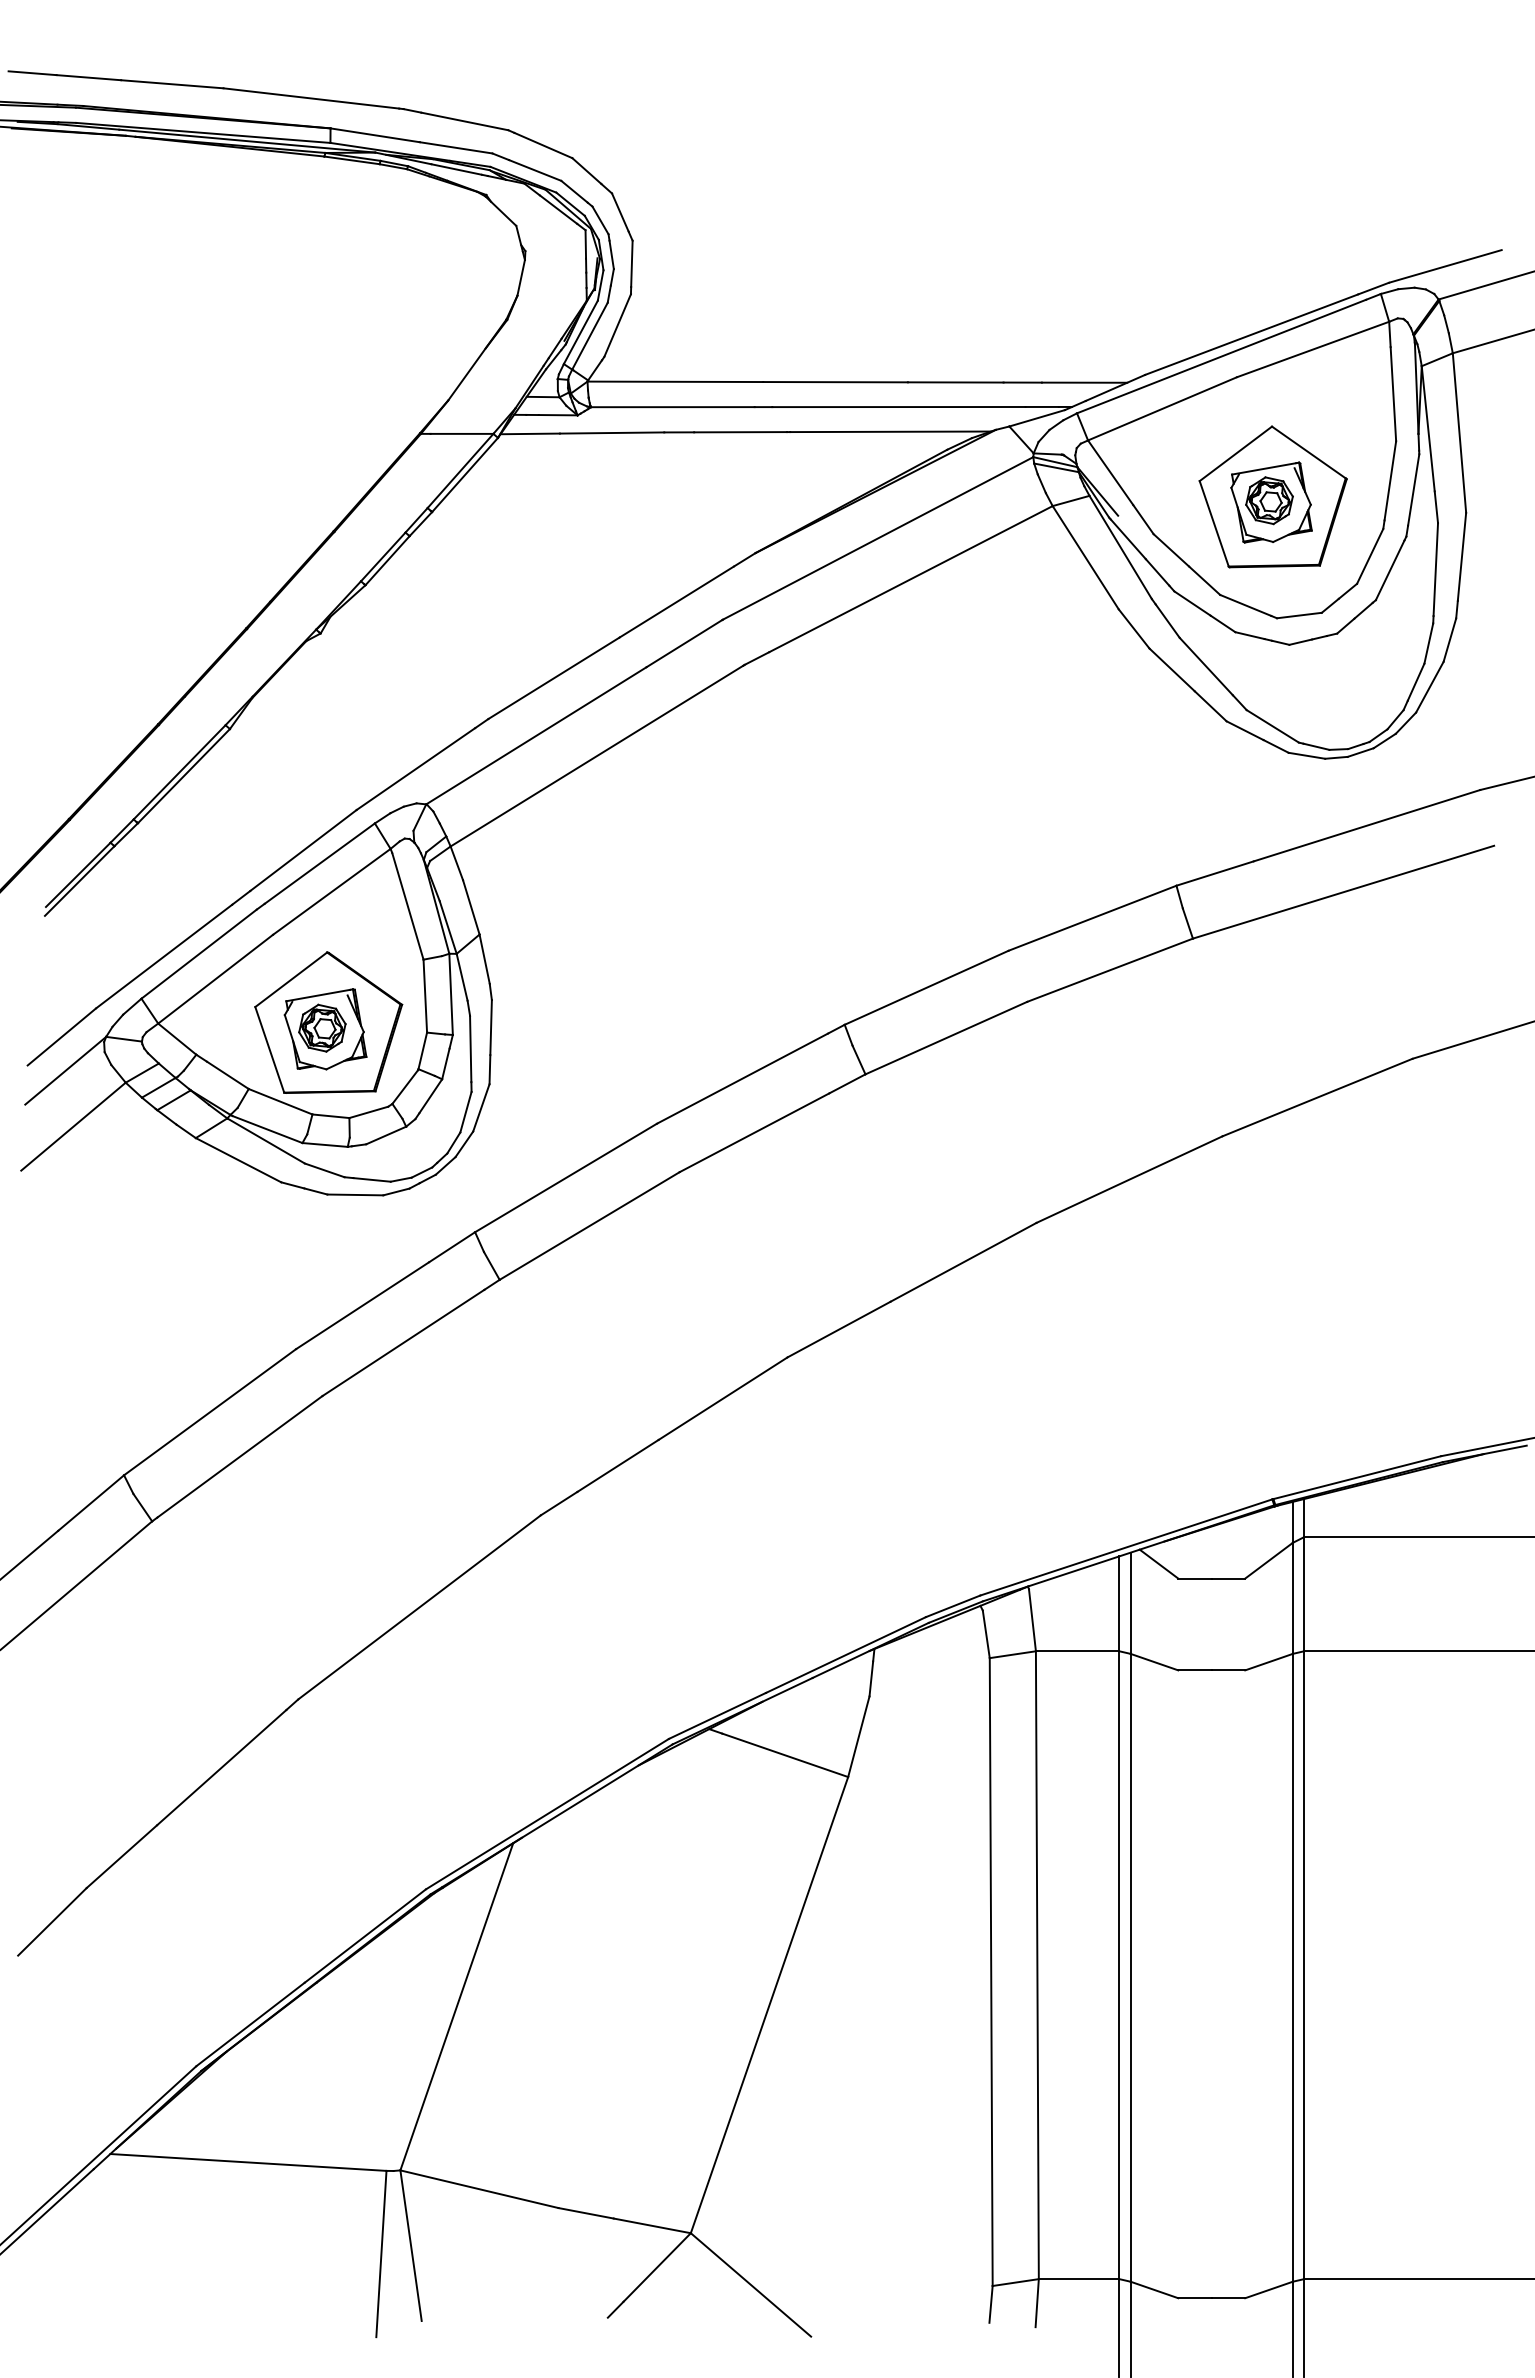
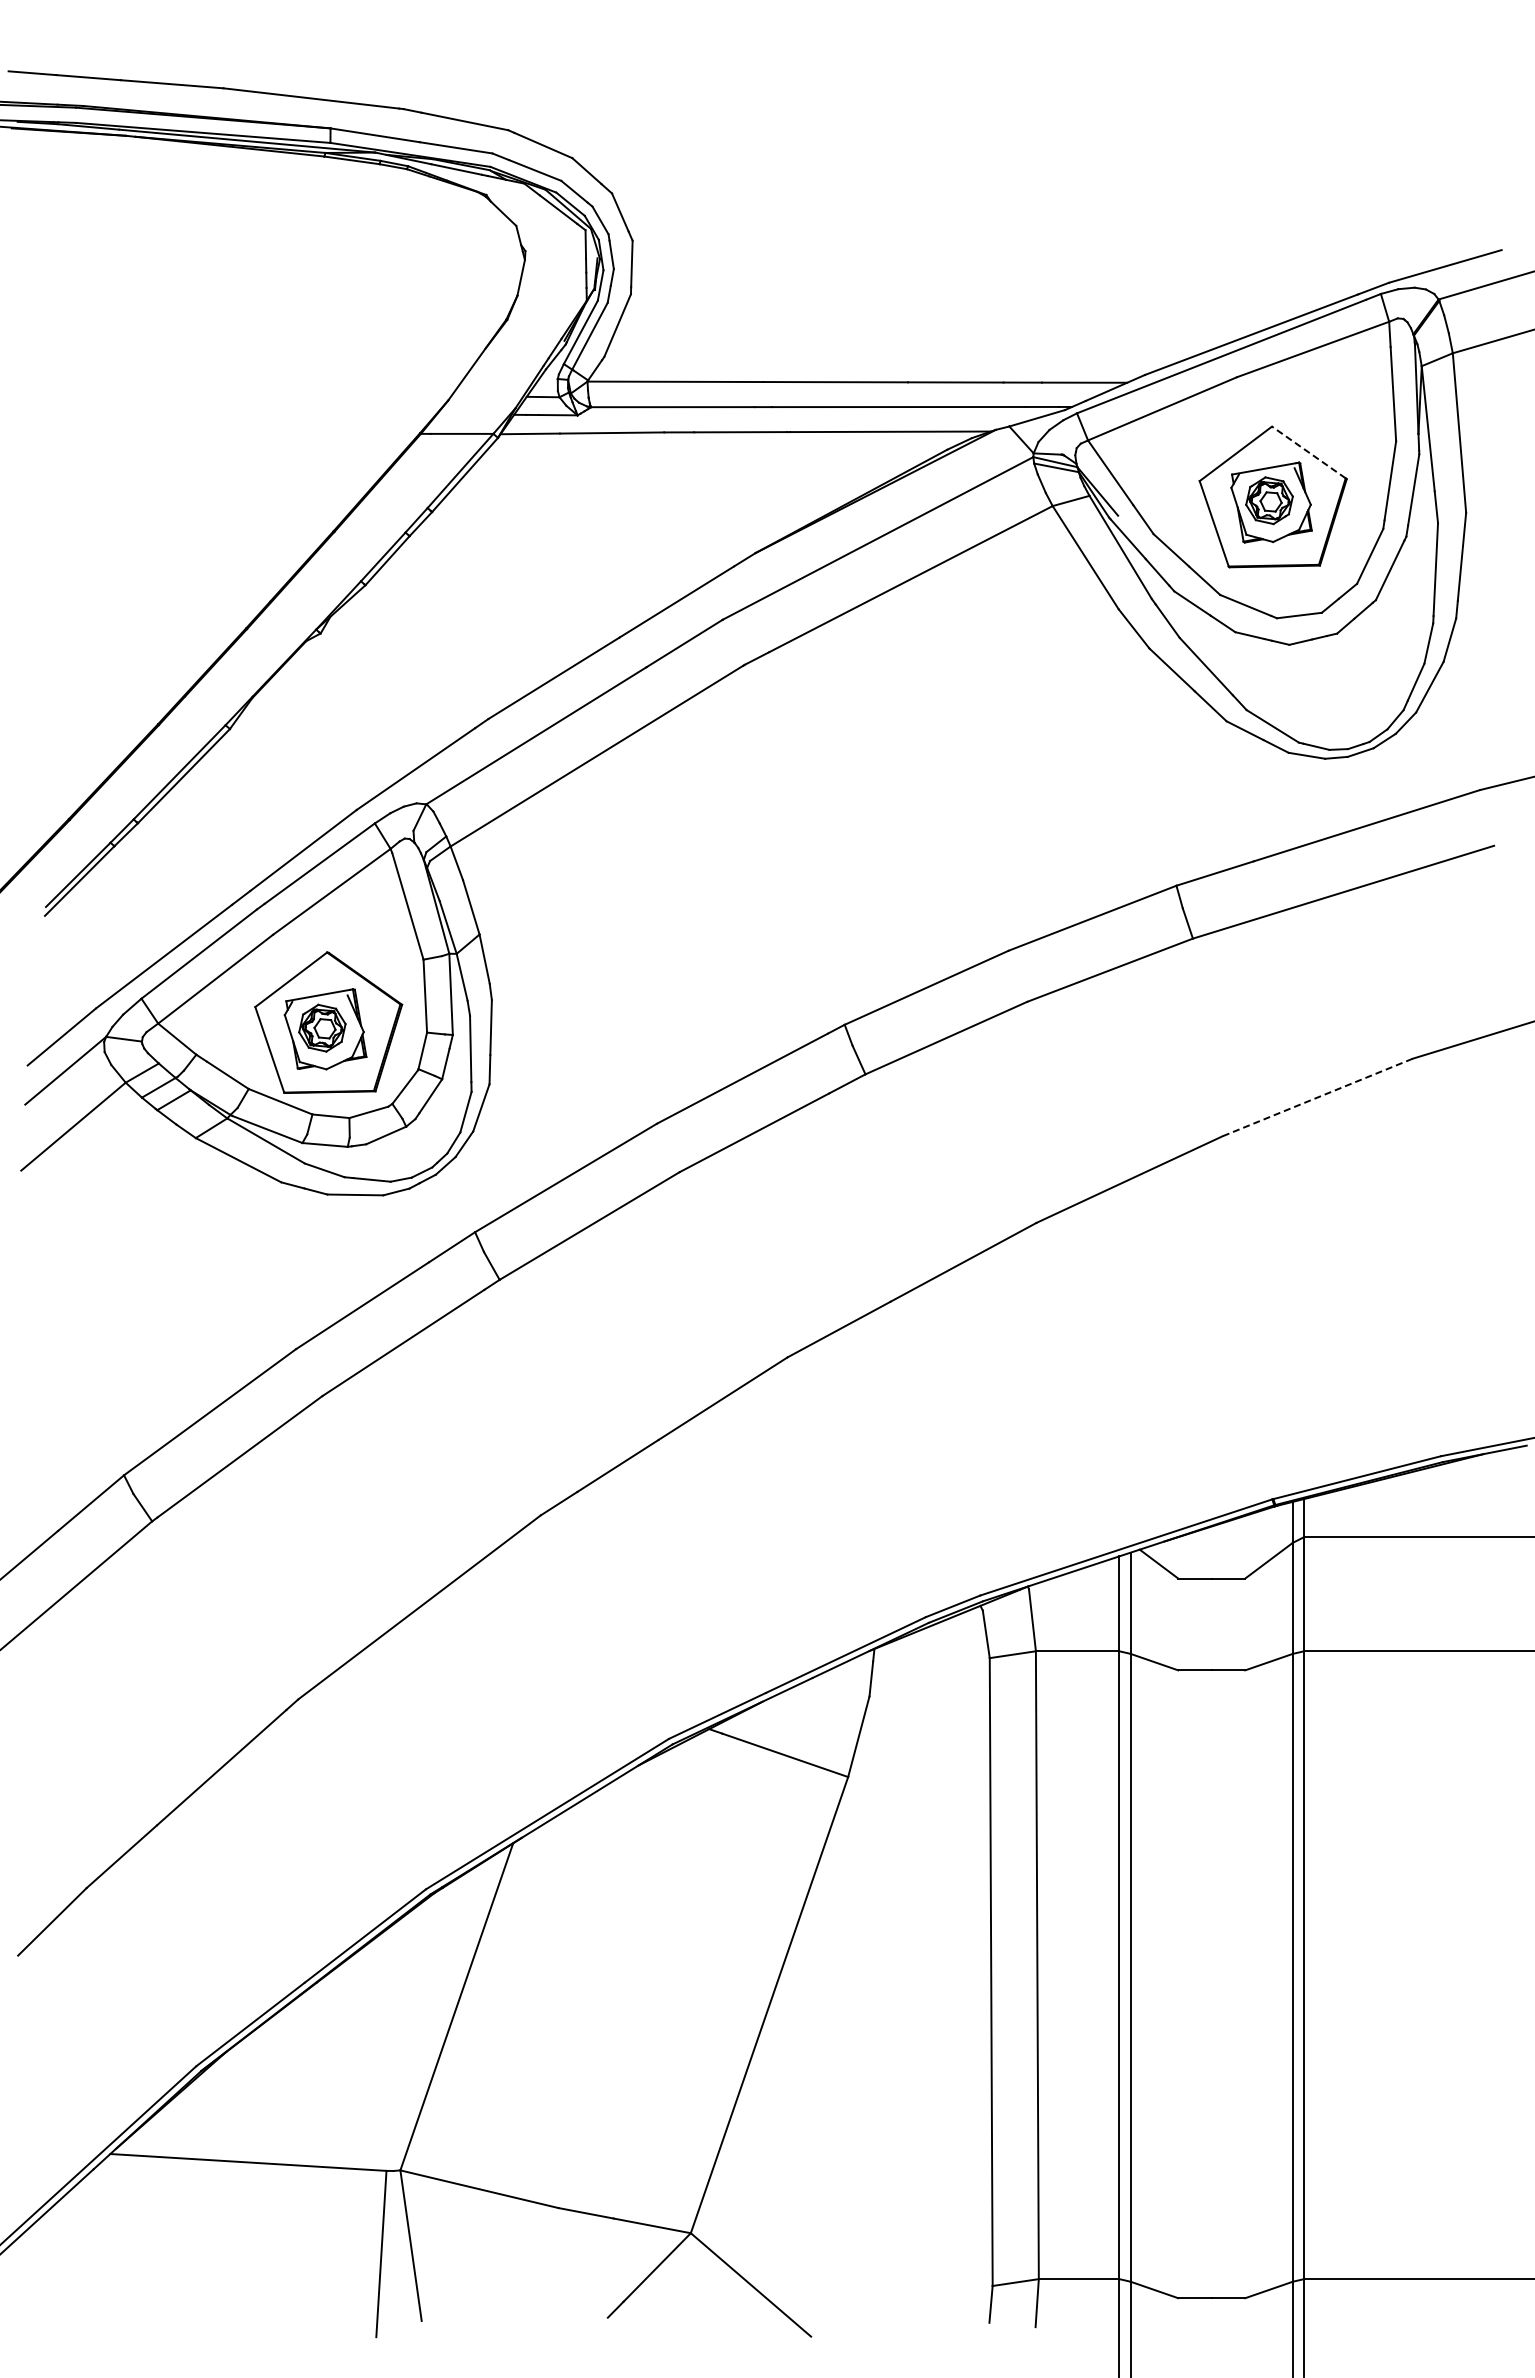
line: solid -> dashed (1308, 452)
line: solid -> dashed (1317, 1097)
